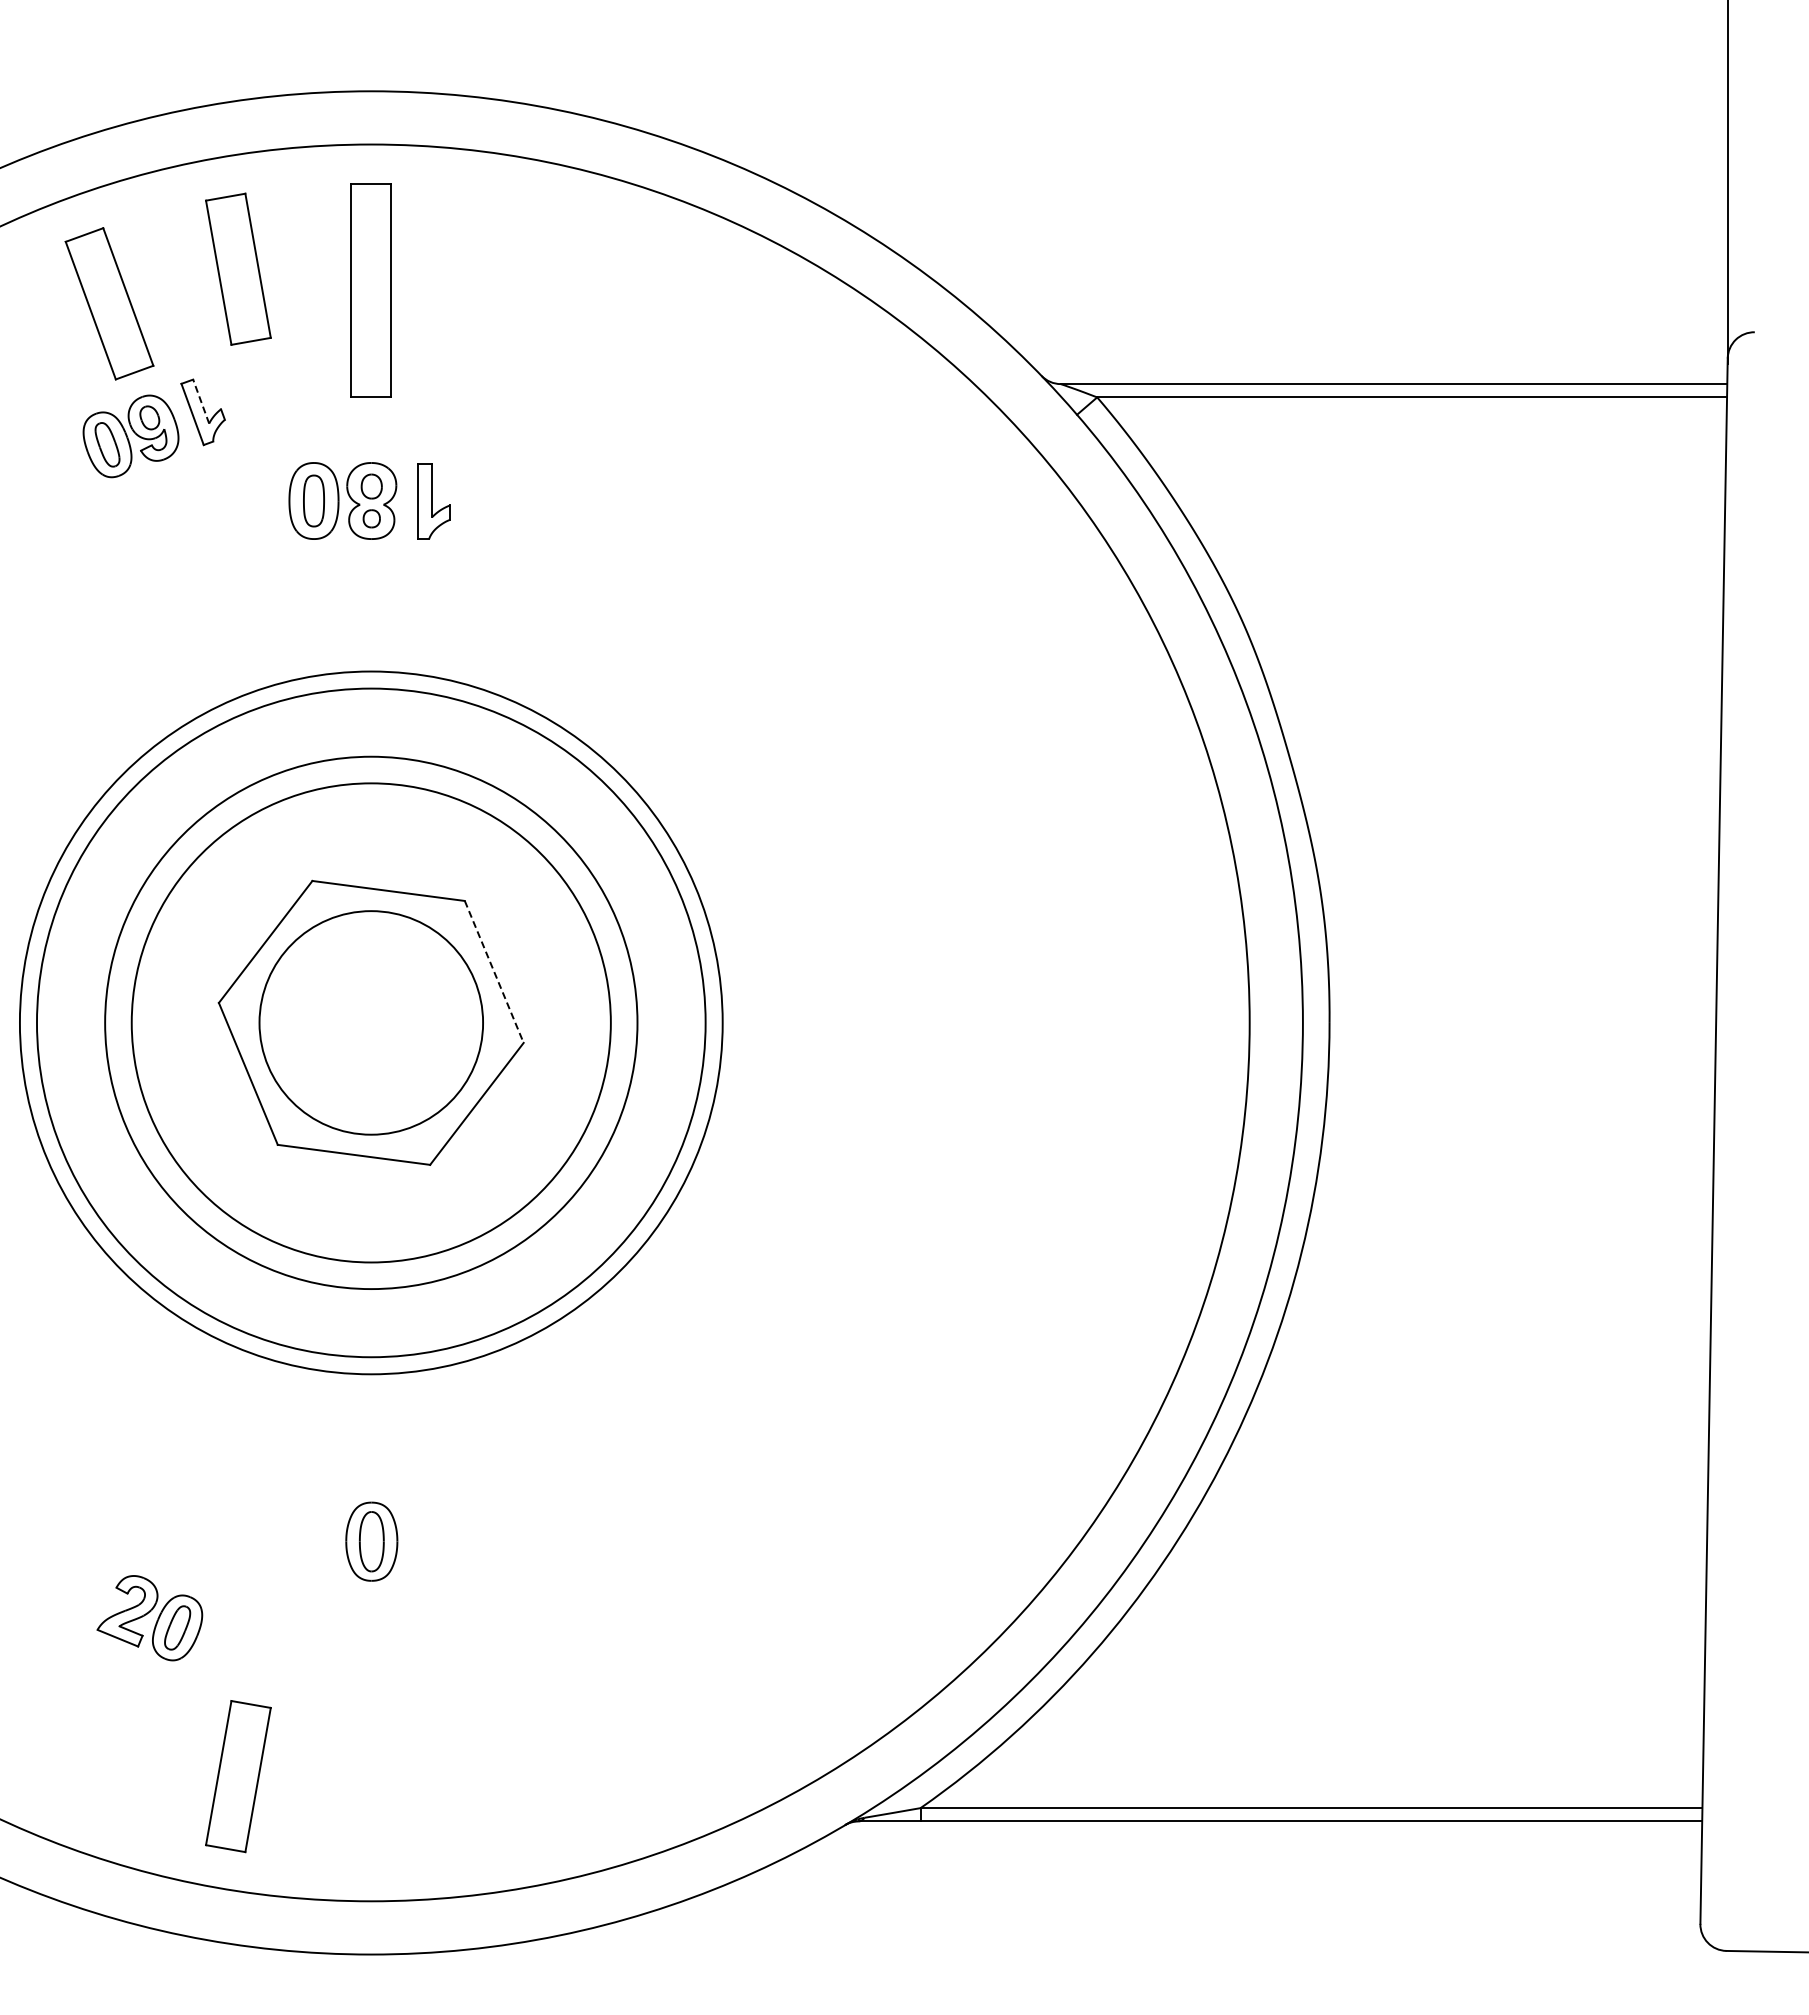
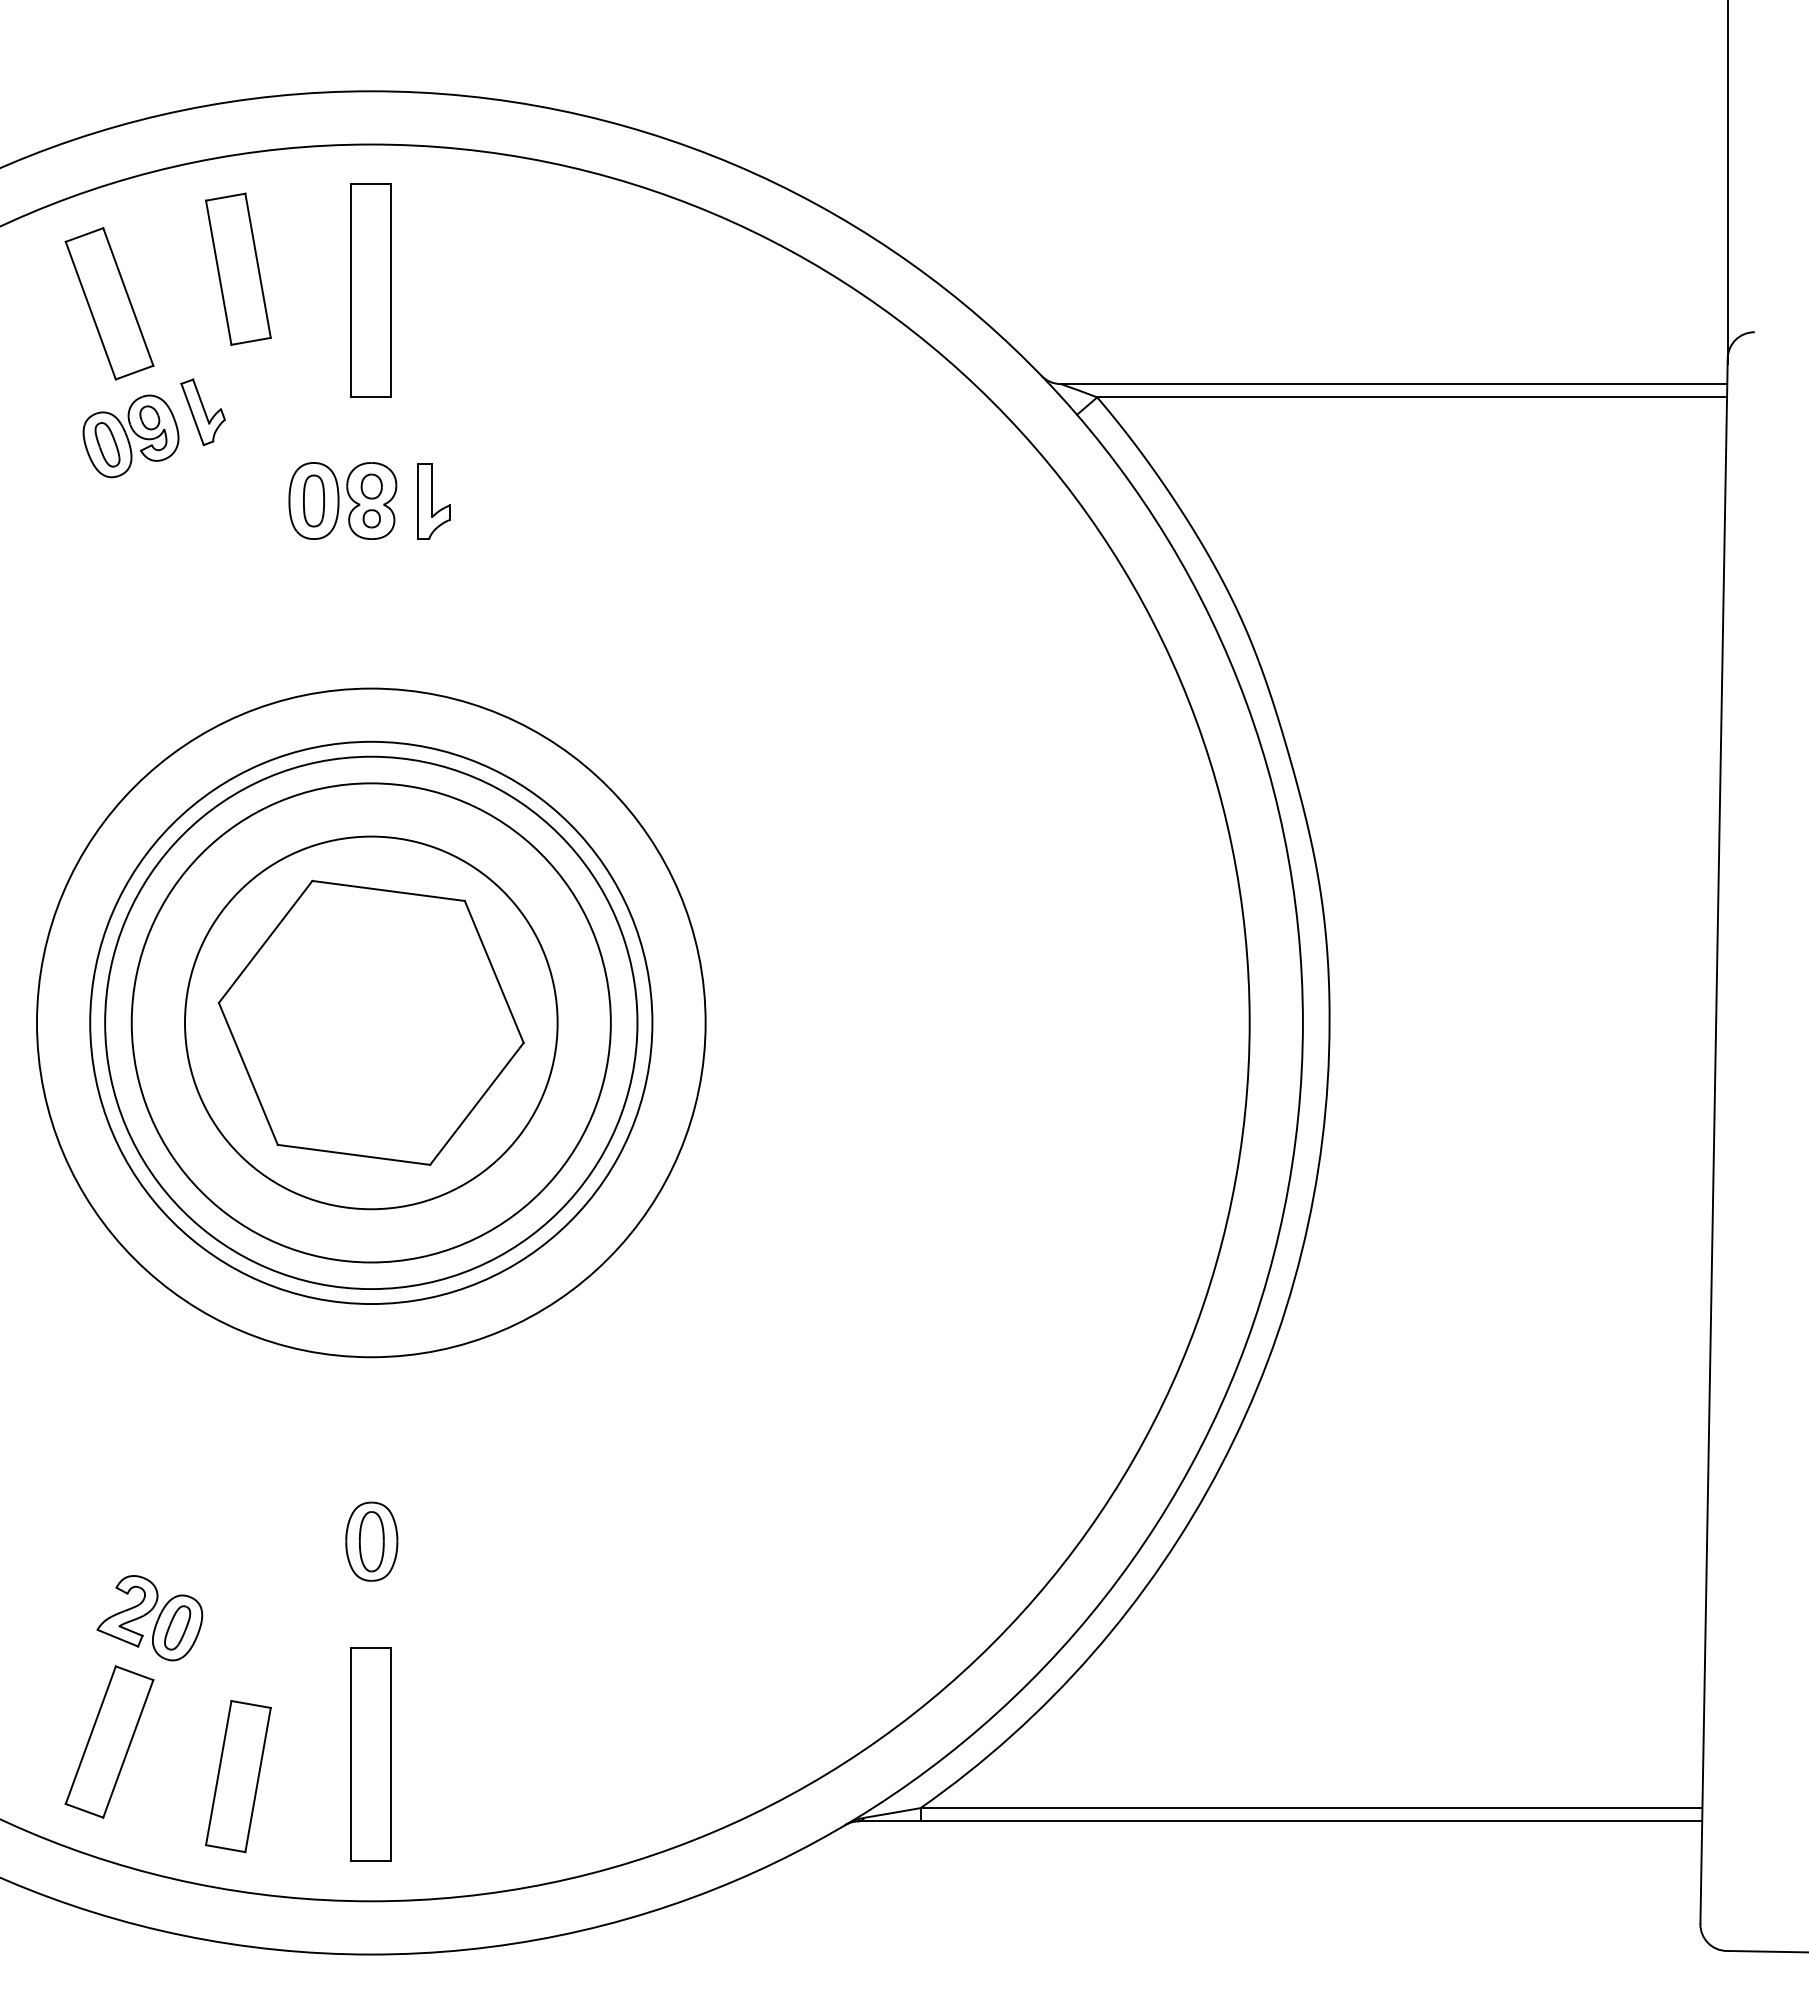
line: dashed -> solid (201, 401)
line: dashed -> solid (494, 971)
circle diameter: 703 px -> 562 px (371, 1022)
circle diameter: 224 px -> 373 px (370, 1022)
part: none -> present (109, 1741)
part: none -> present (370, 1754)
